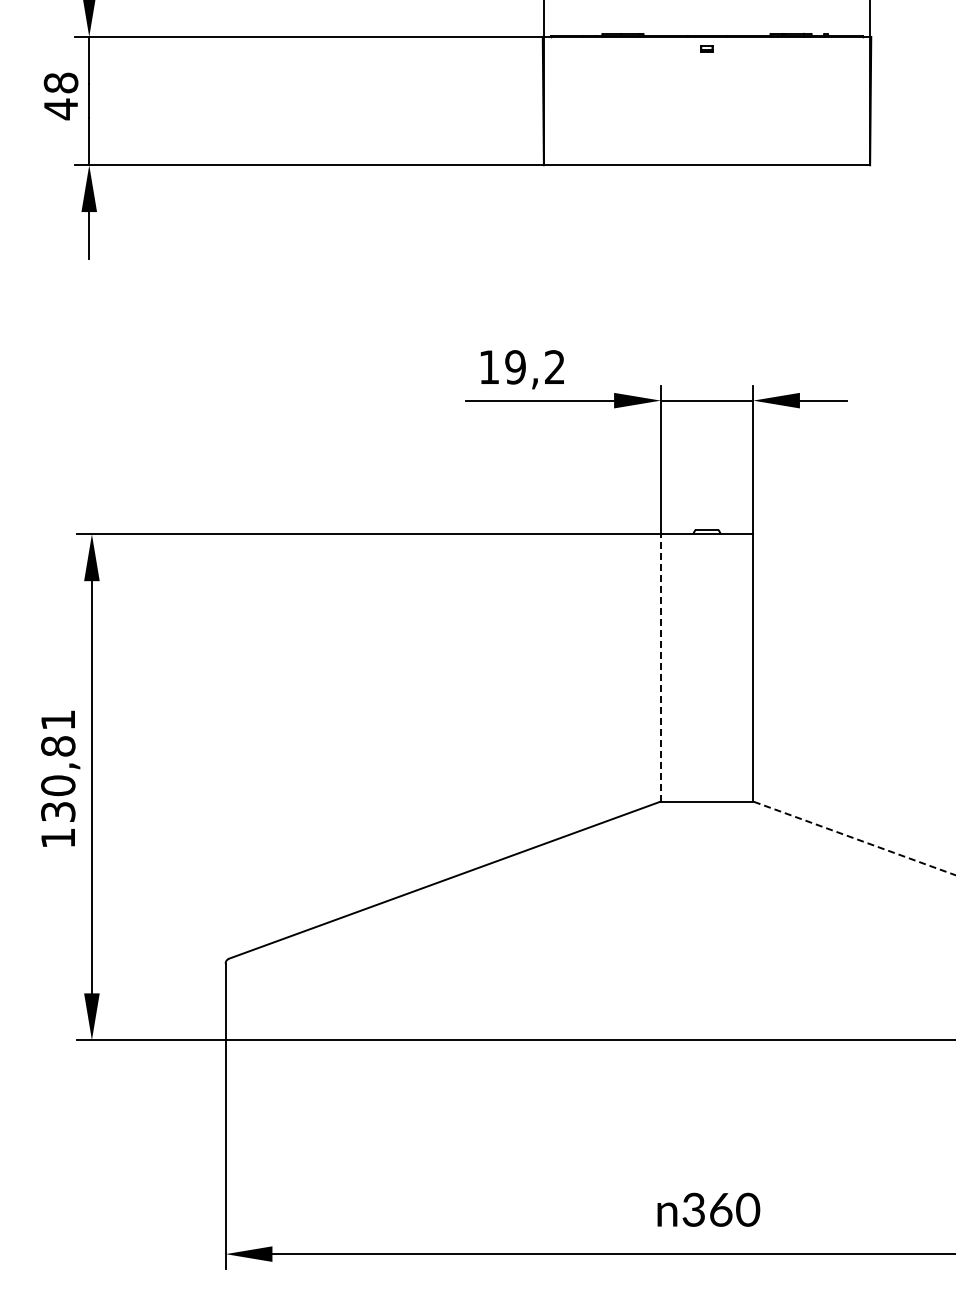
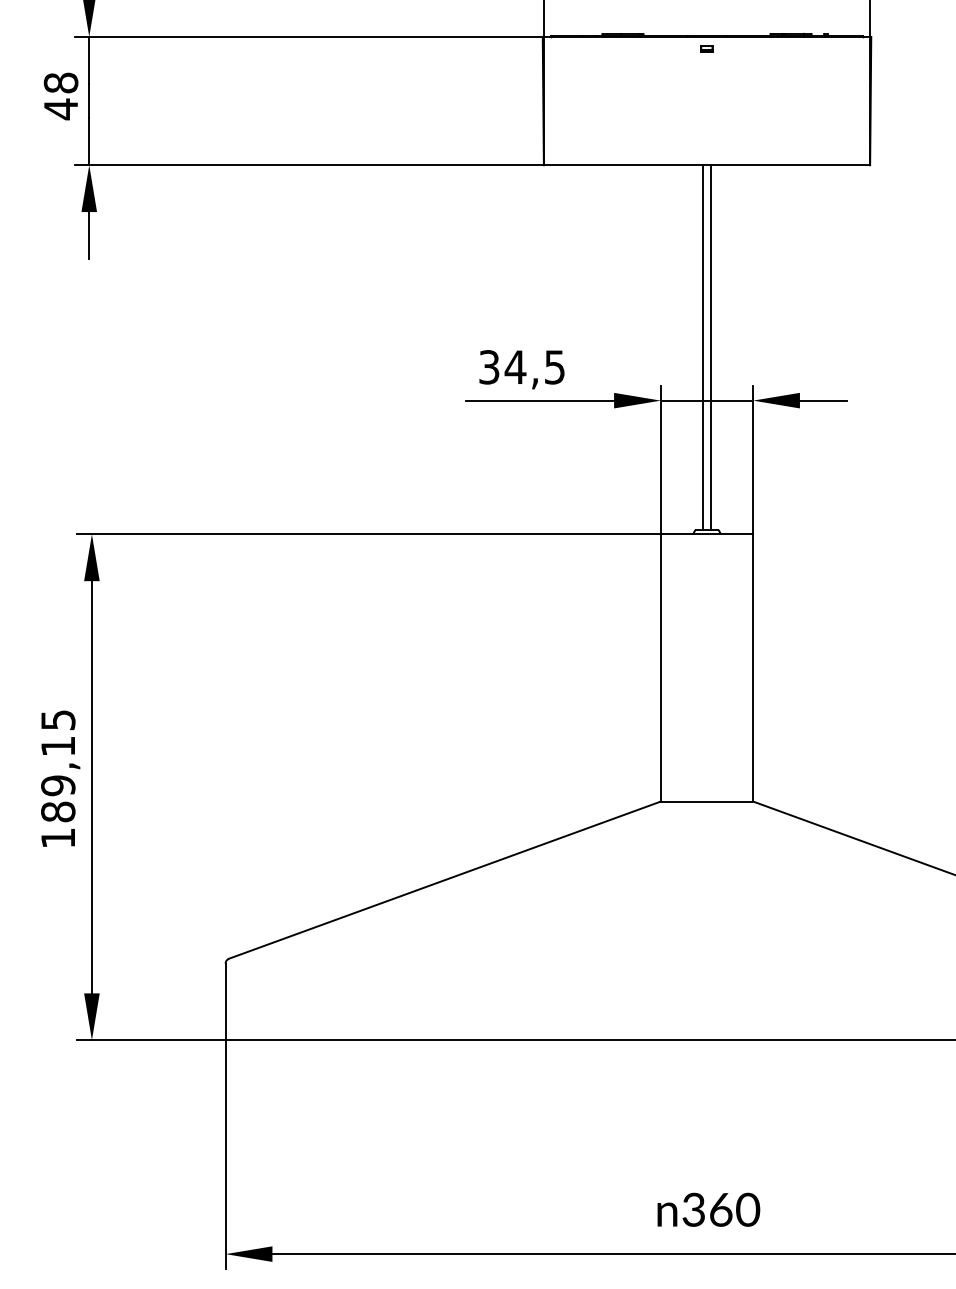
line: none -> present (703, 347)
line: none -> present (711, 347)
text: 19,2 -> 34,5 (521, 367)
line: dashed -> solid (660, 668)
text: 130,81 -> 189,15 (58, 766)
line: dashed -> solid (855, 838)
